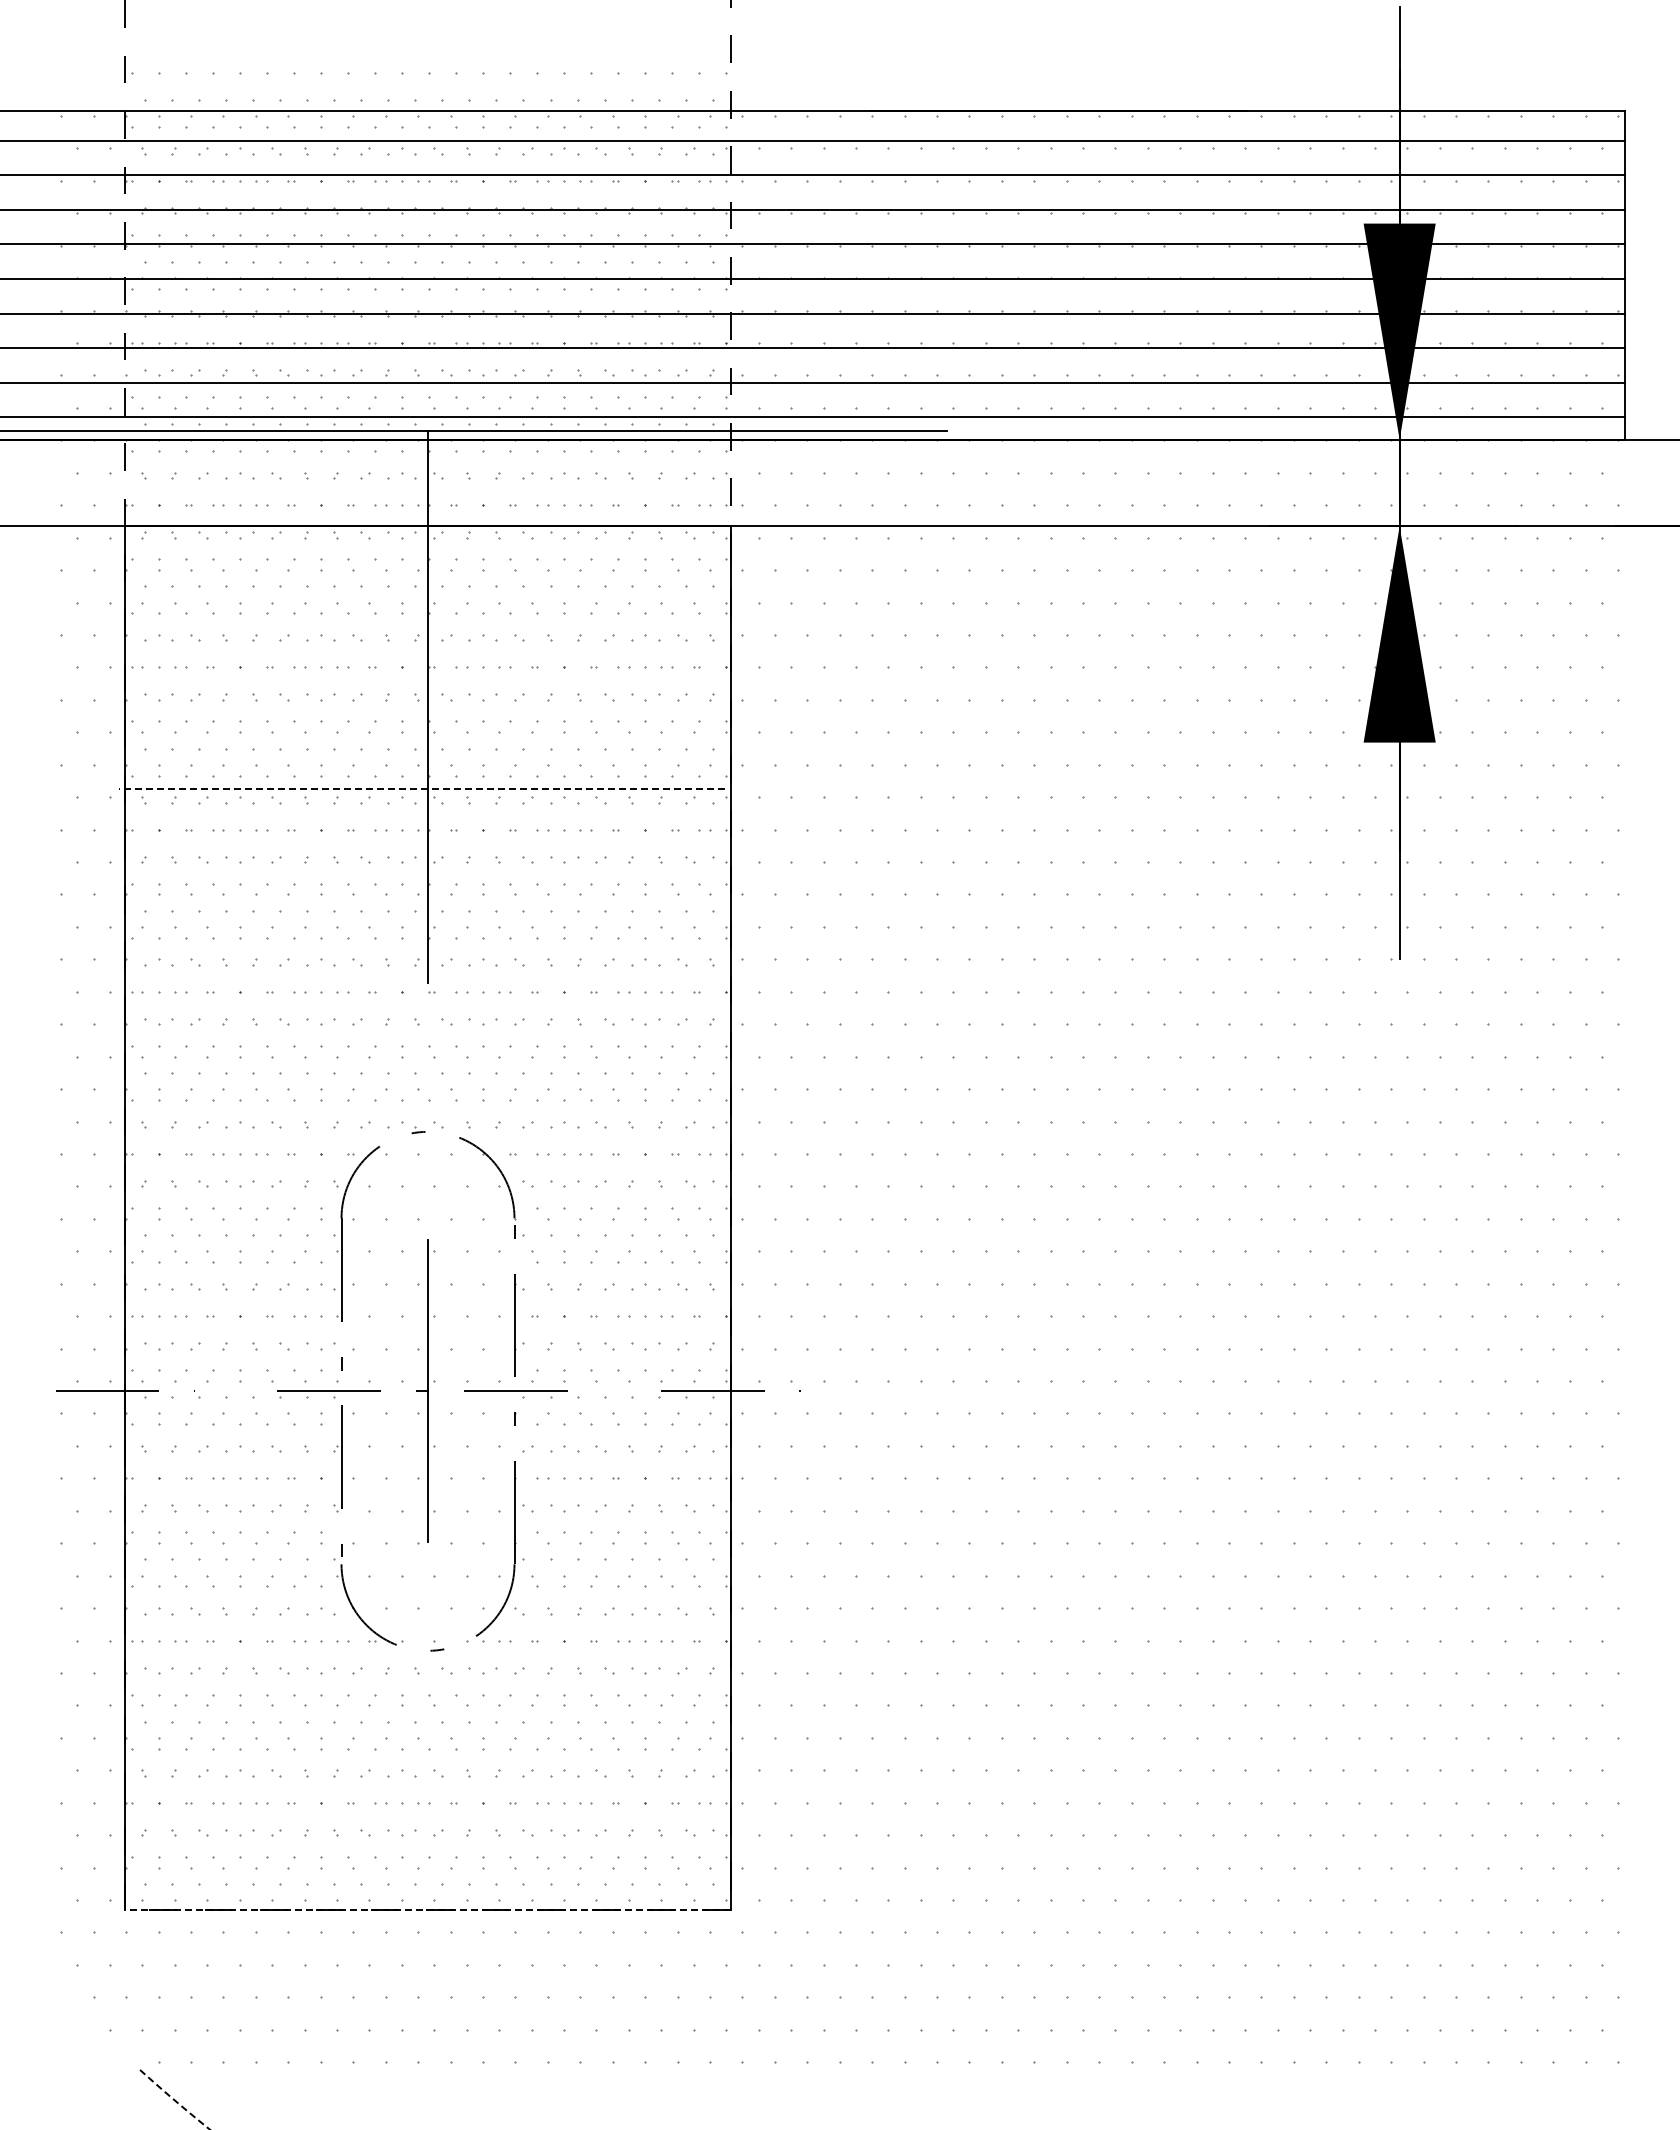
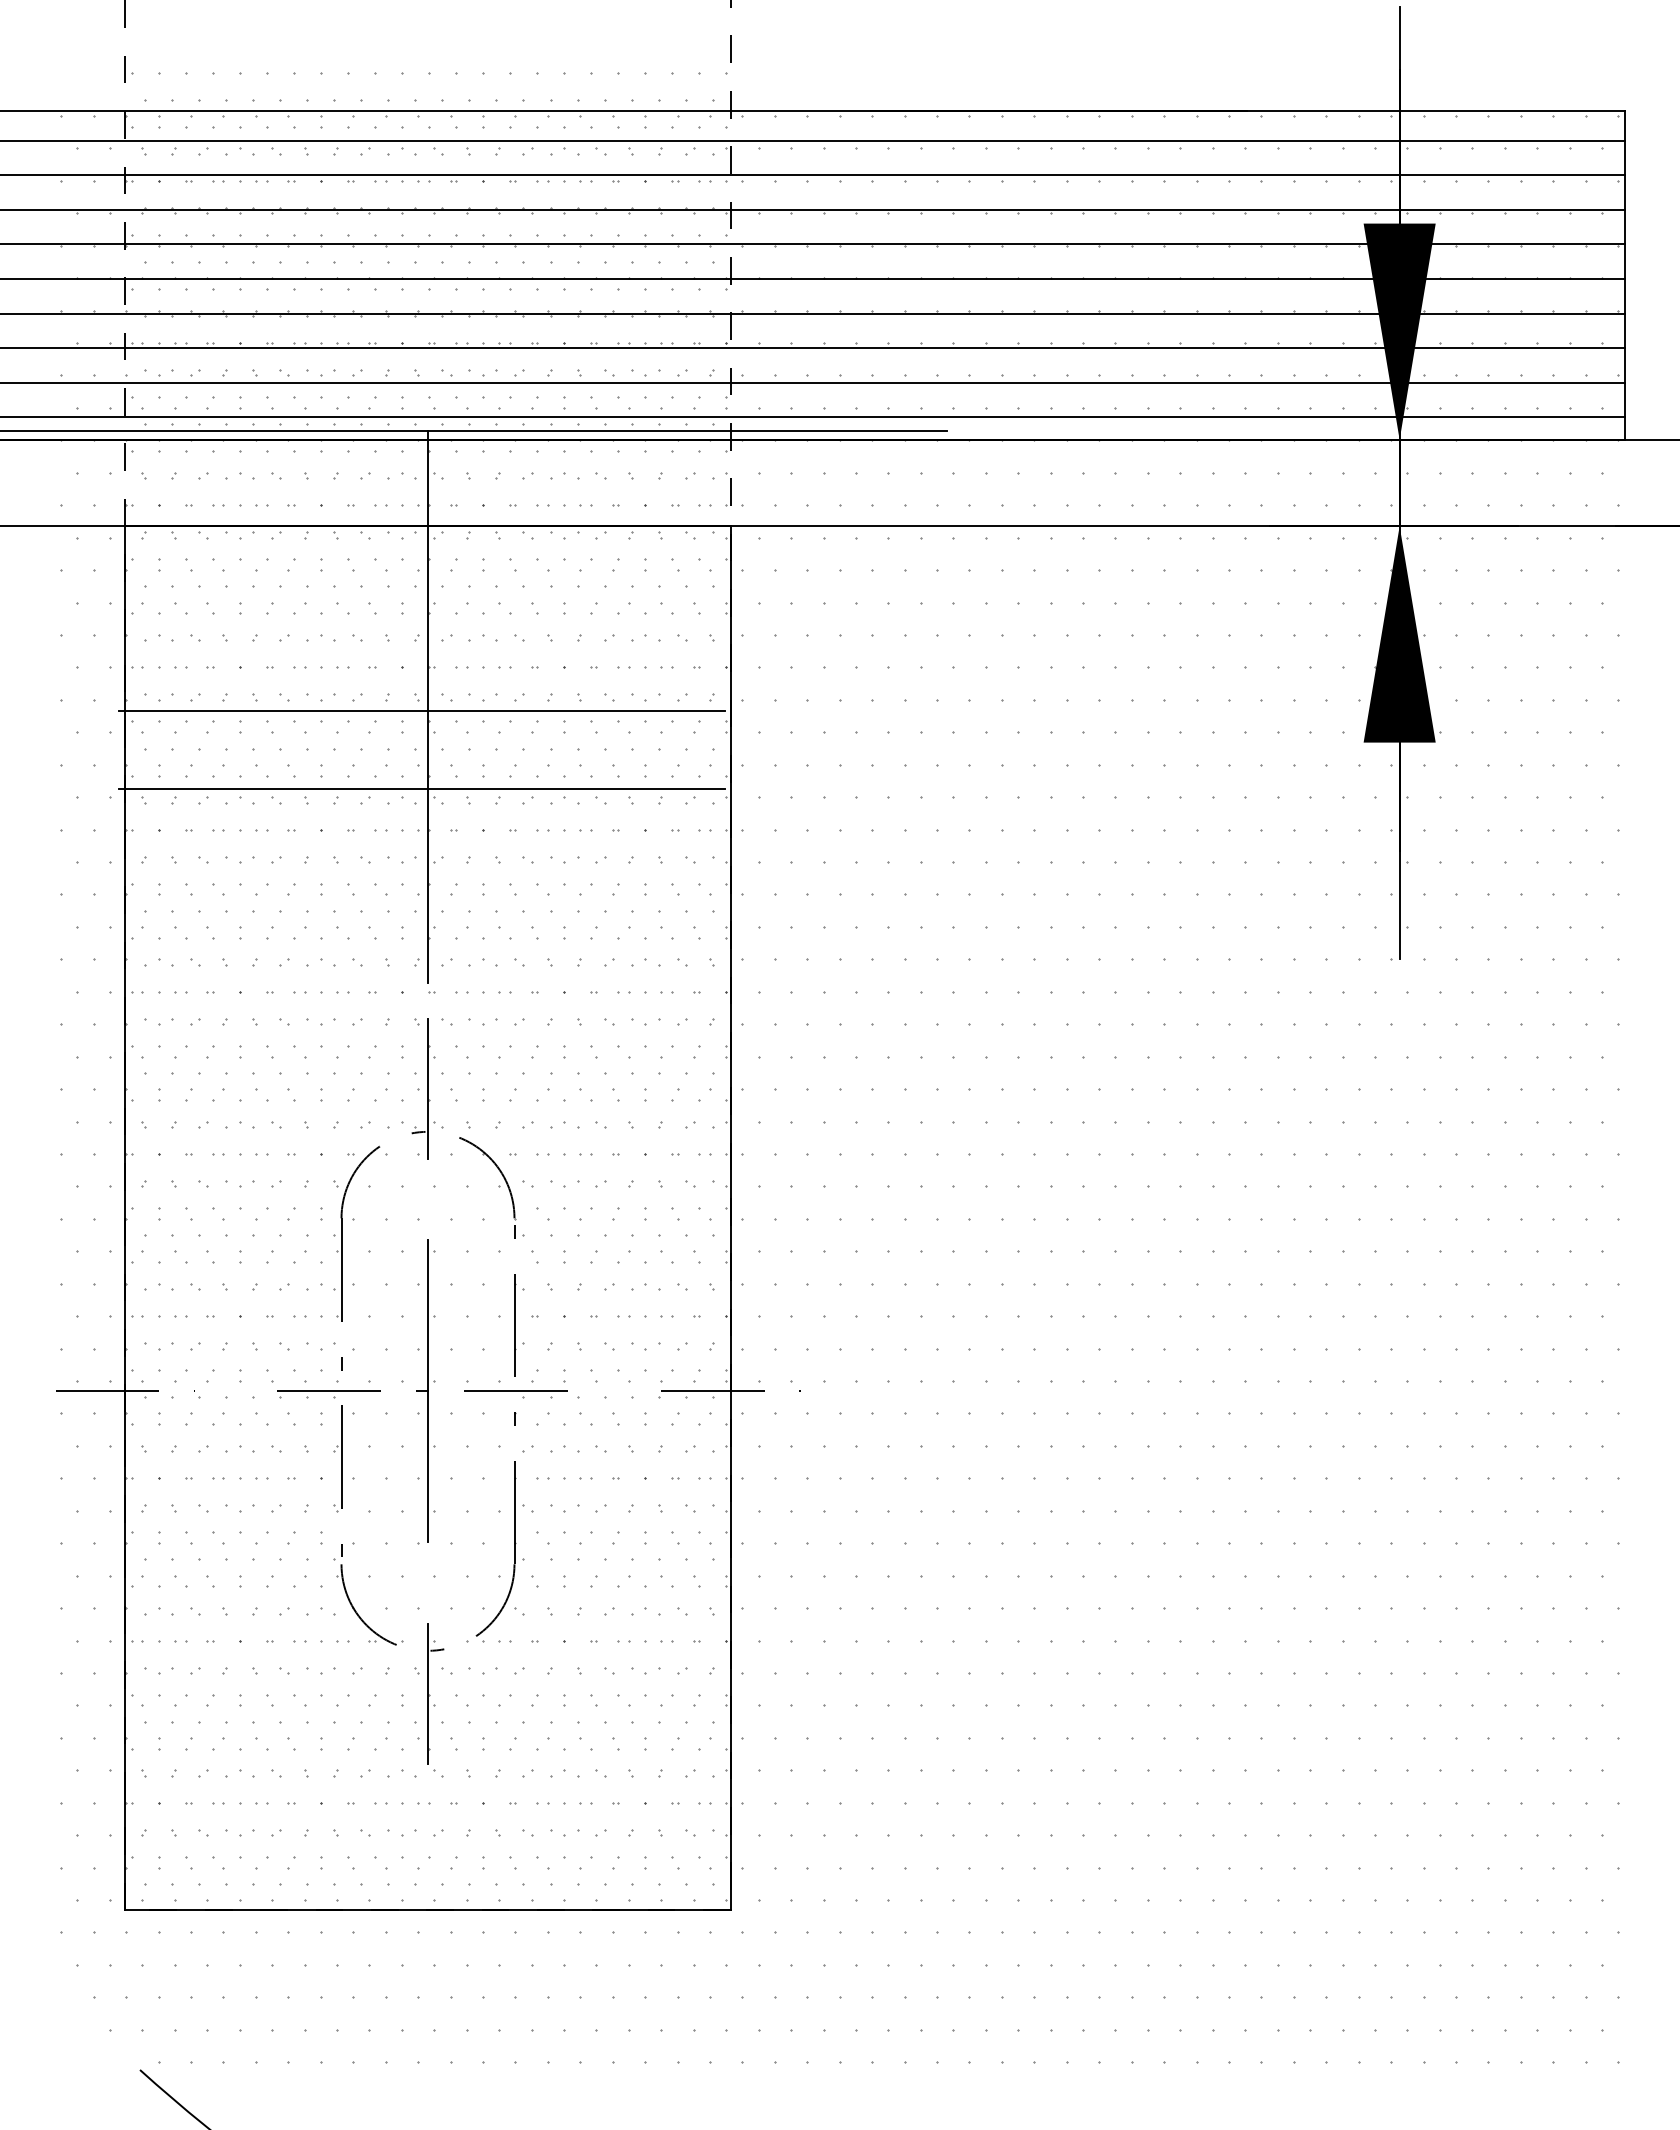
line: none -> present (421, 711)
line: dashed -> solid (422, 789)
line: none -> present (428, 1088)
line: none -> present (428, 1693)
line: dashed -> solid (428, 1910)
arc: dashed -> solid (175, 2100)
